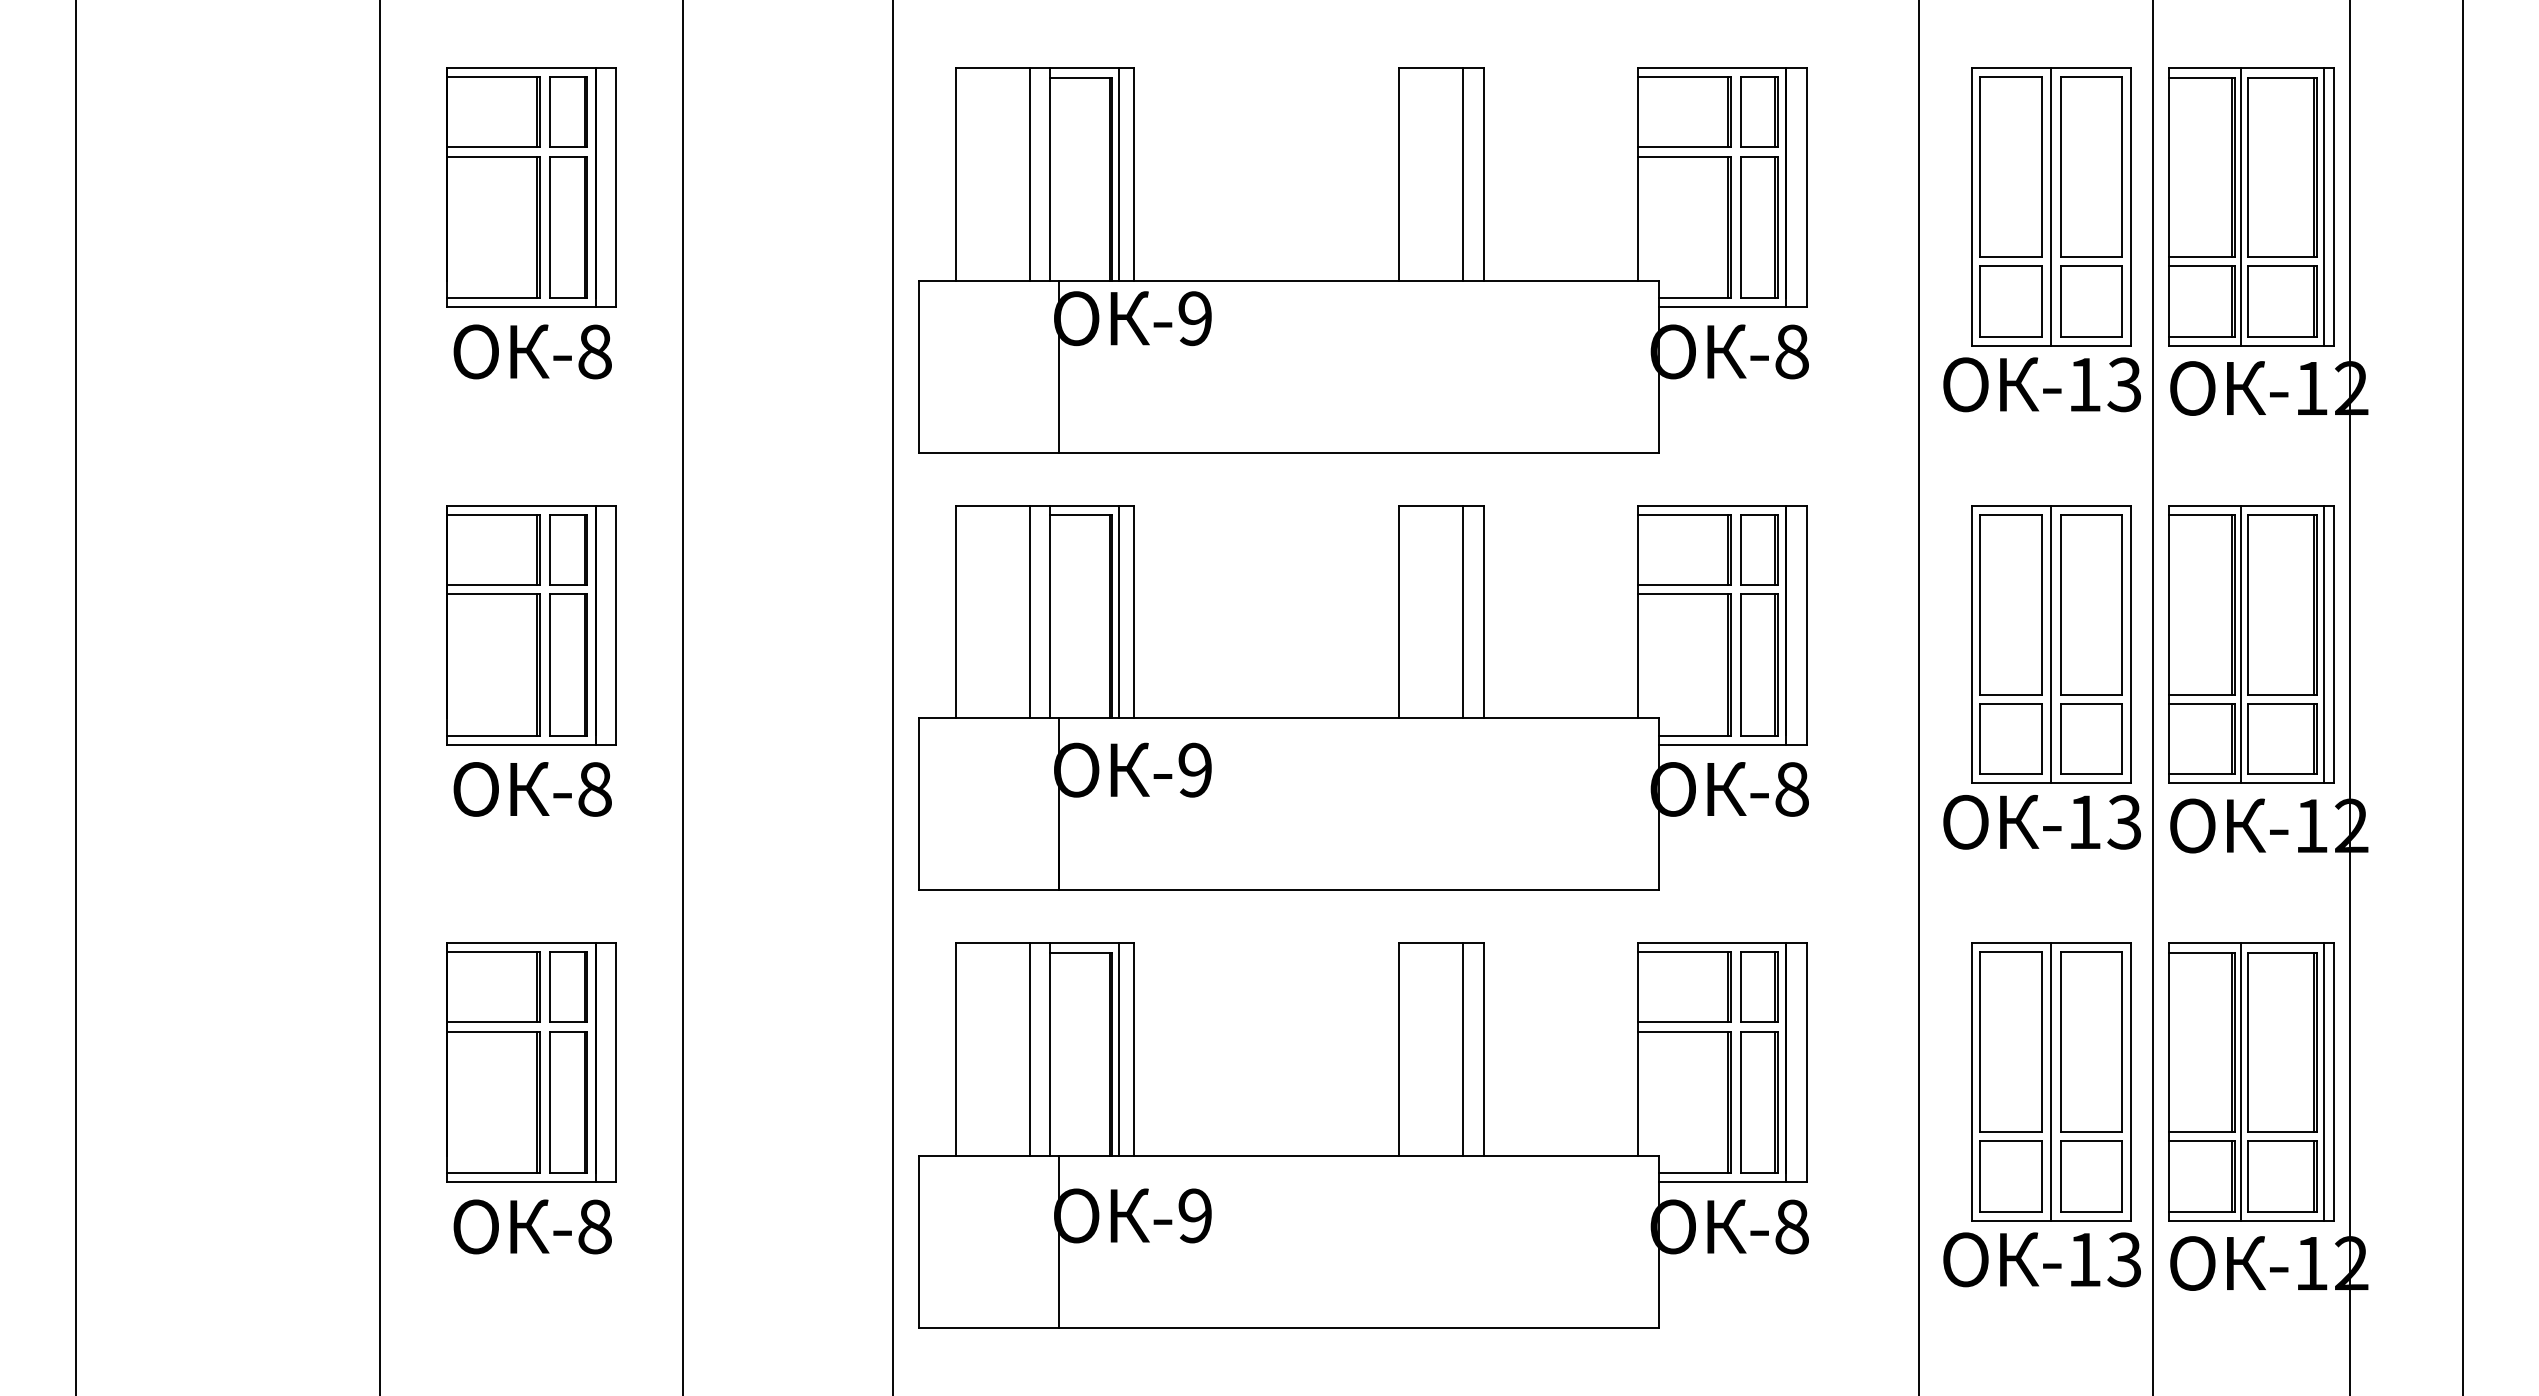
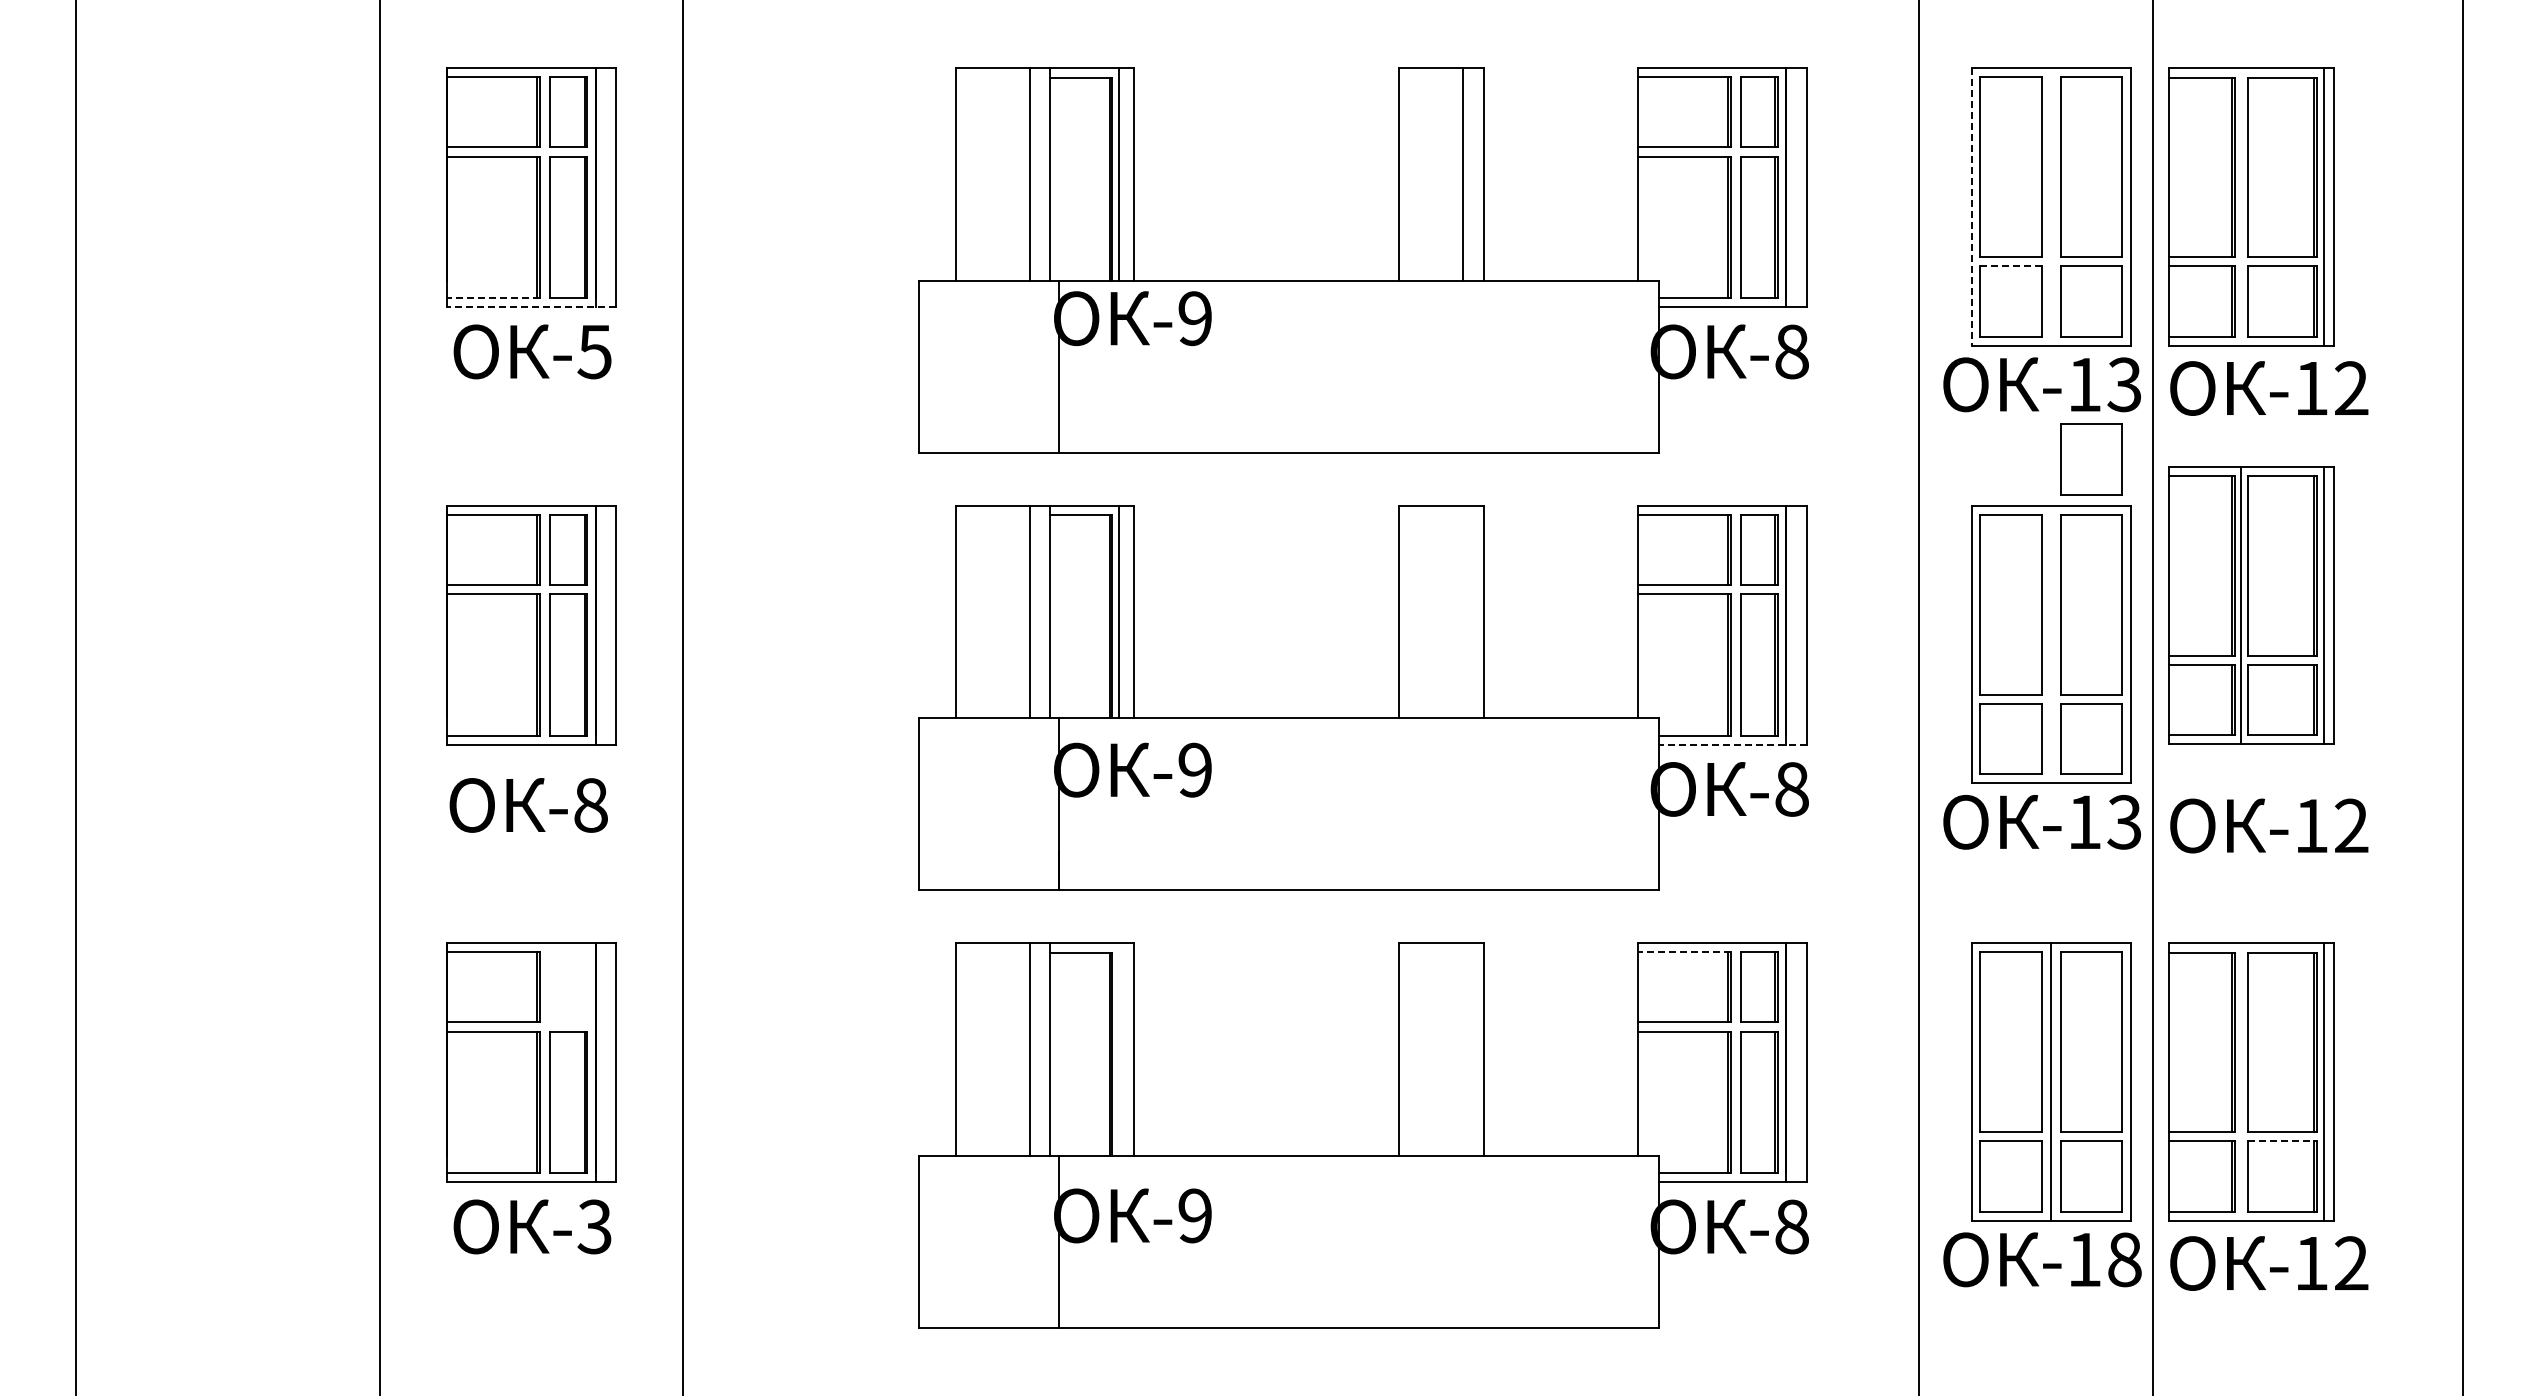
line: present -> none (2051, 206)
line: present -> none (2241, 206)
line: solid -> dashed (1971, 207)
line: solid -> dashed (2011, 266)
line: solid -> dashed (493, 298)
line: solid -> dashed (531, 307)
text: -8 -> -5 (594, 351)
part: none -> present (2091, 459)
line: present -> none (1463, 611)
line: present -> none (2051, 644)
part position: (2251, 644) -> (2251, 605) (2251, 605)
line: present -> none (893, 697)
line: present -> none (2350, 697)
line: solid -> dashed (1733, 744)
text position: (532, 789) -> (528, 805) (528, 805)
line: solid -> dashed (1683, 952)
part: present -> none (568, 986)
line: present -> none (1118, 1049)
line: present -> none (1463, 1049)
line: present -> none (2241, 1081)
line: solid -> dashed (2282, 1141)
text: -8 -> -3 (594, 1226)
text: -13 -> -18 (2124, 1259)
